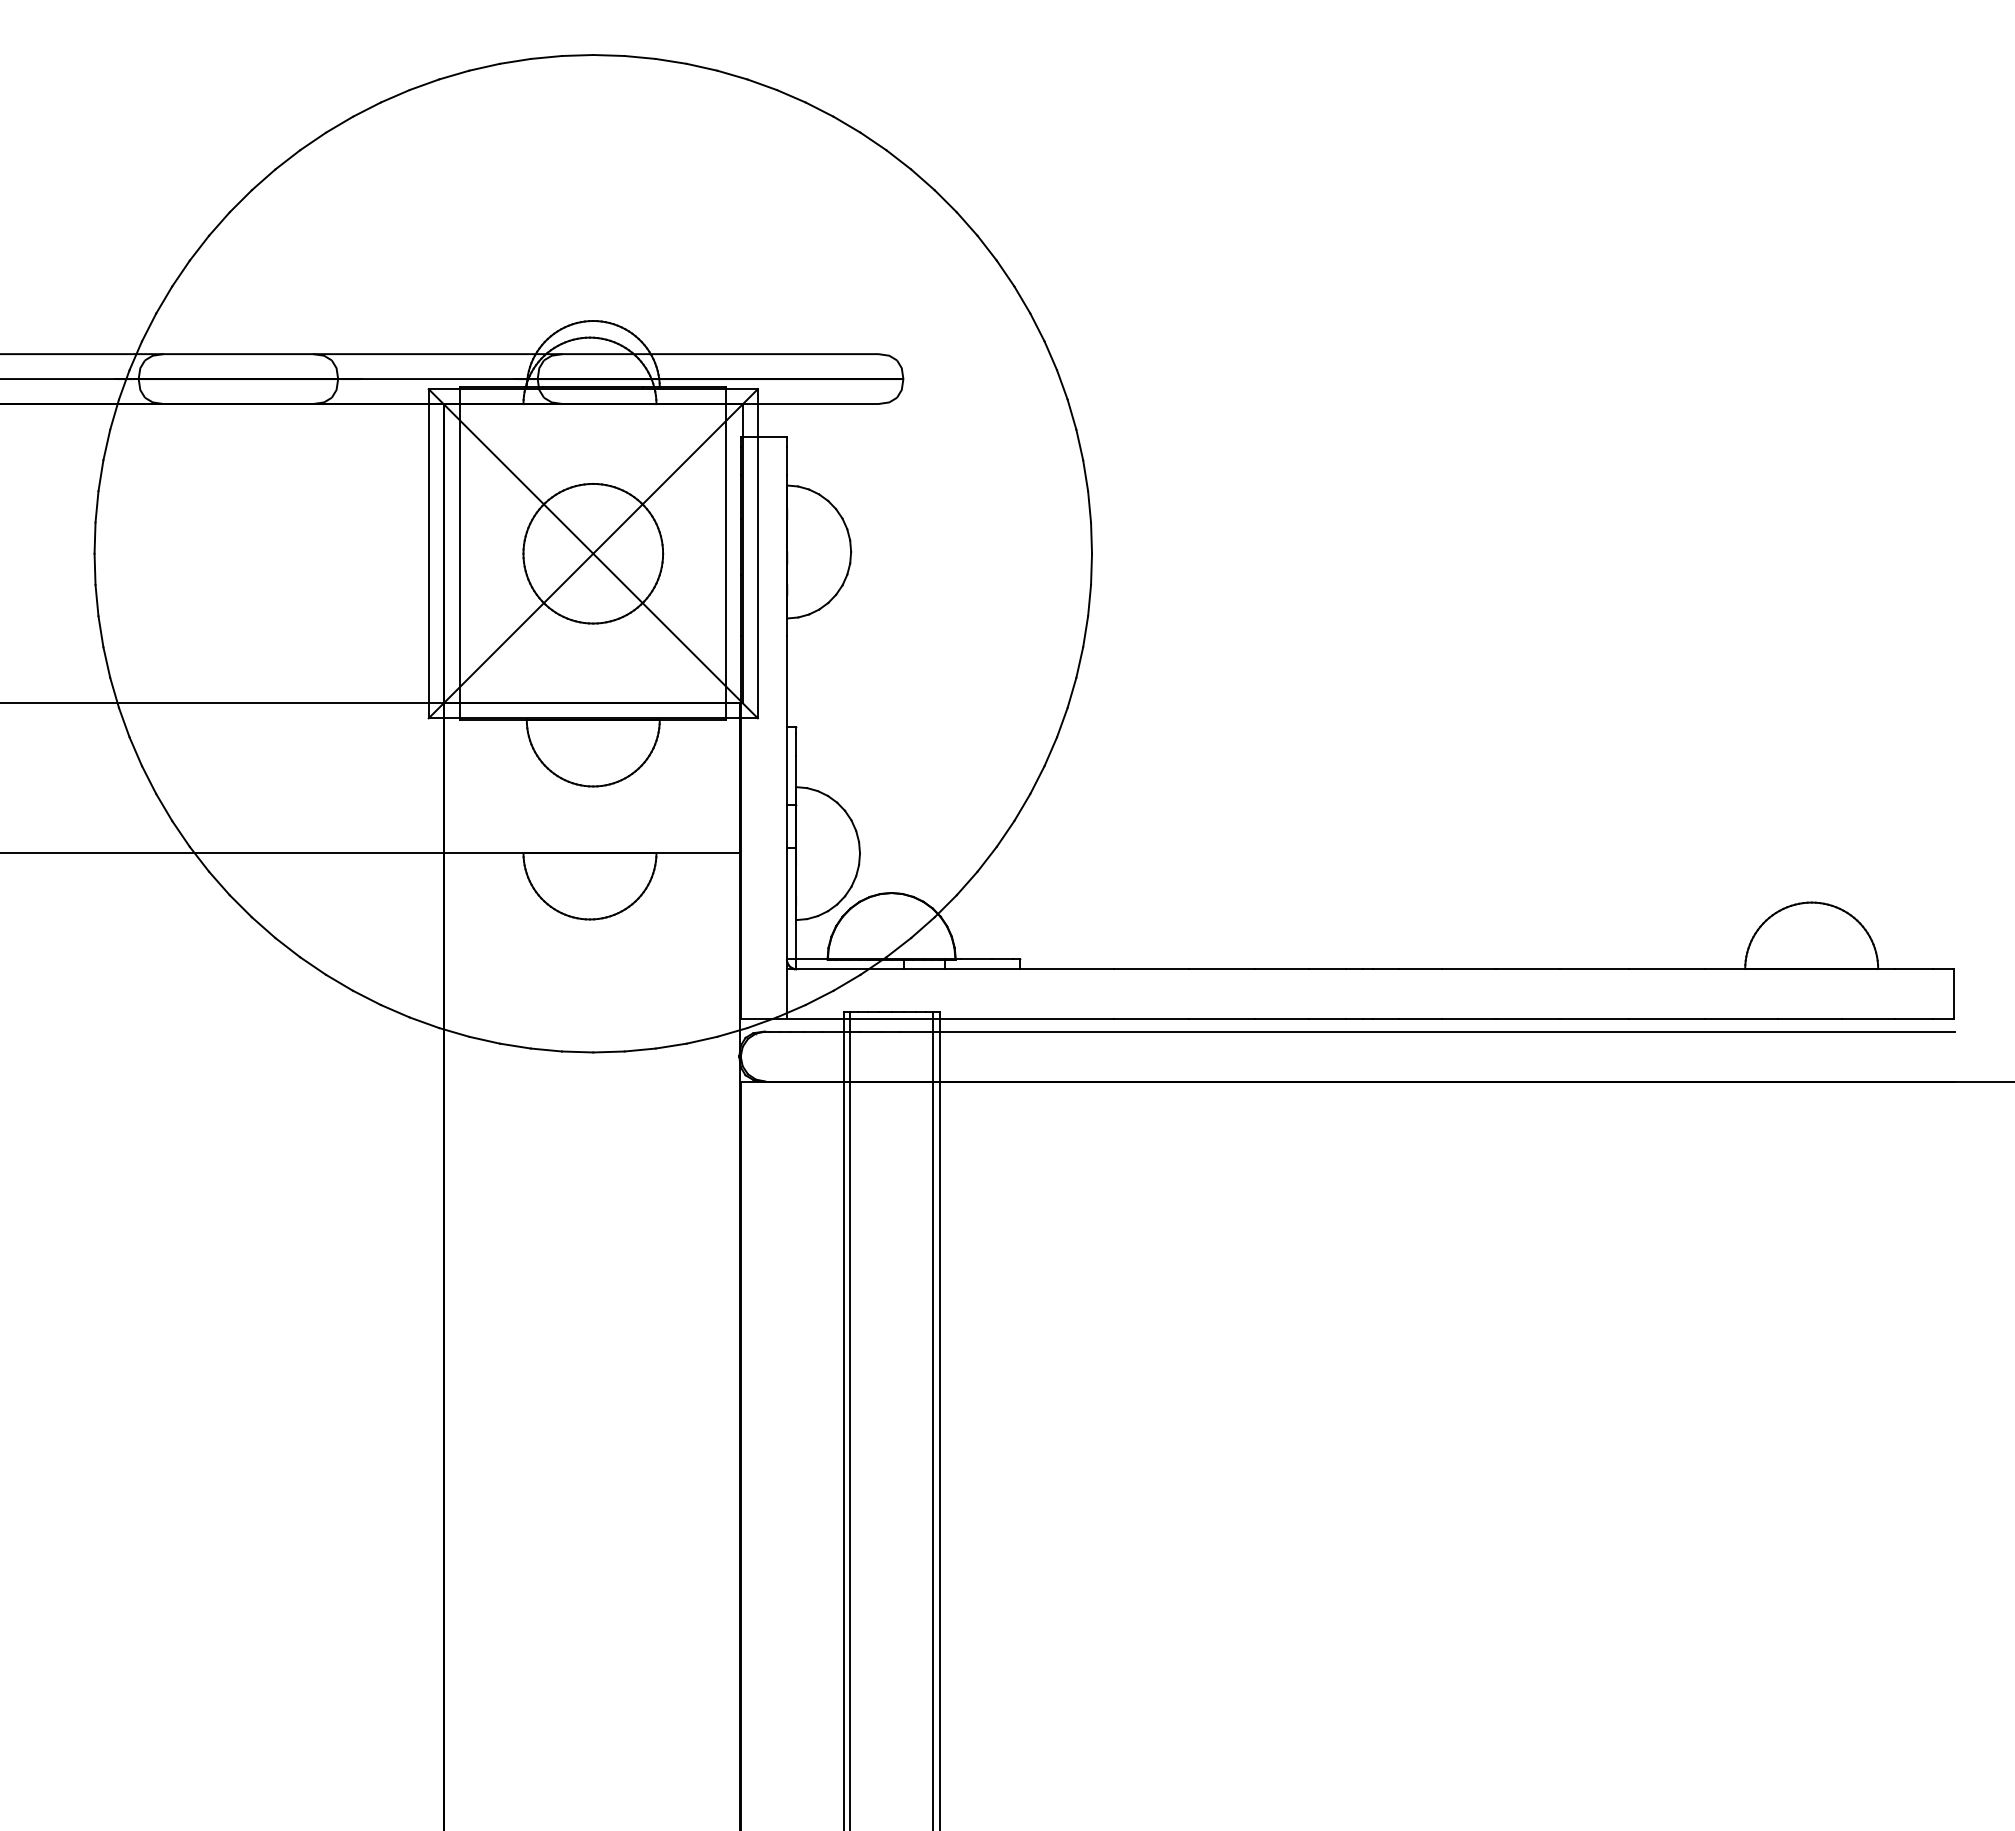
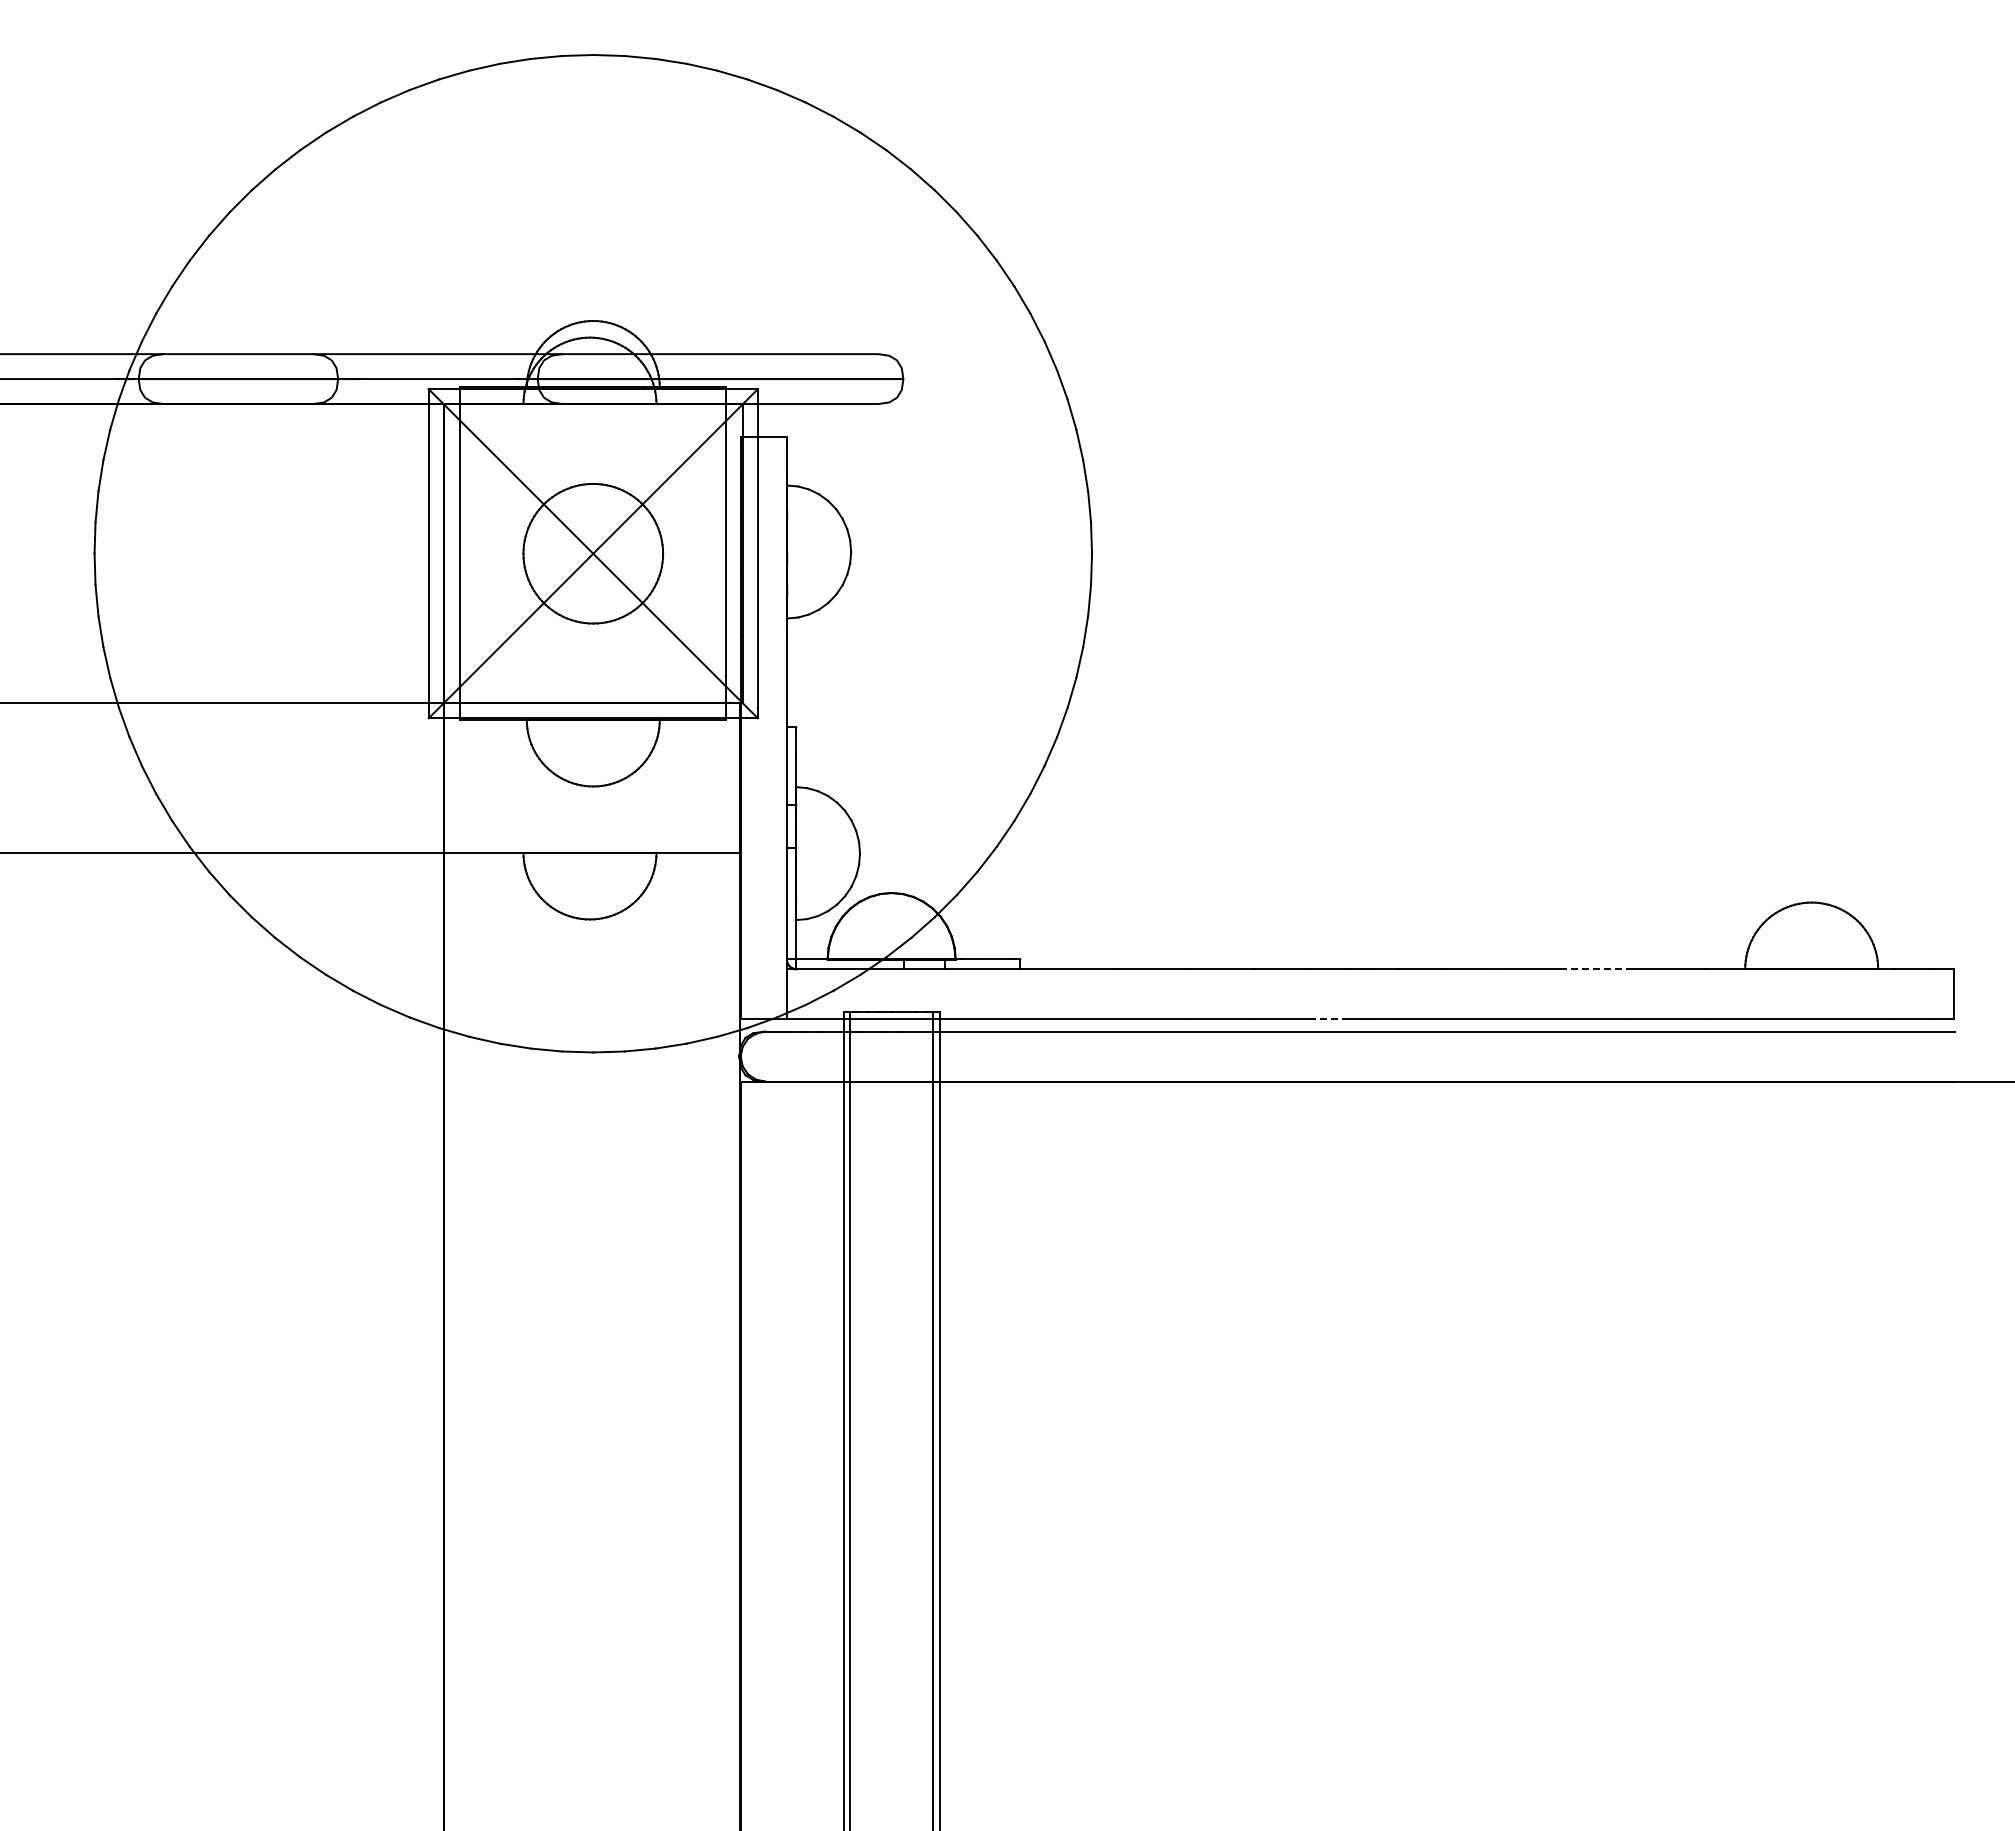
line: solid -> dashed (1595, 969)
line: solid -> dashed (1328, 1018)
